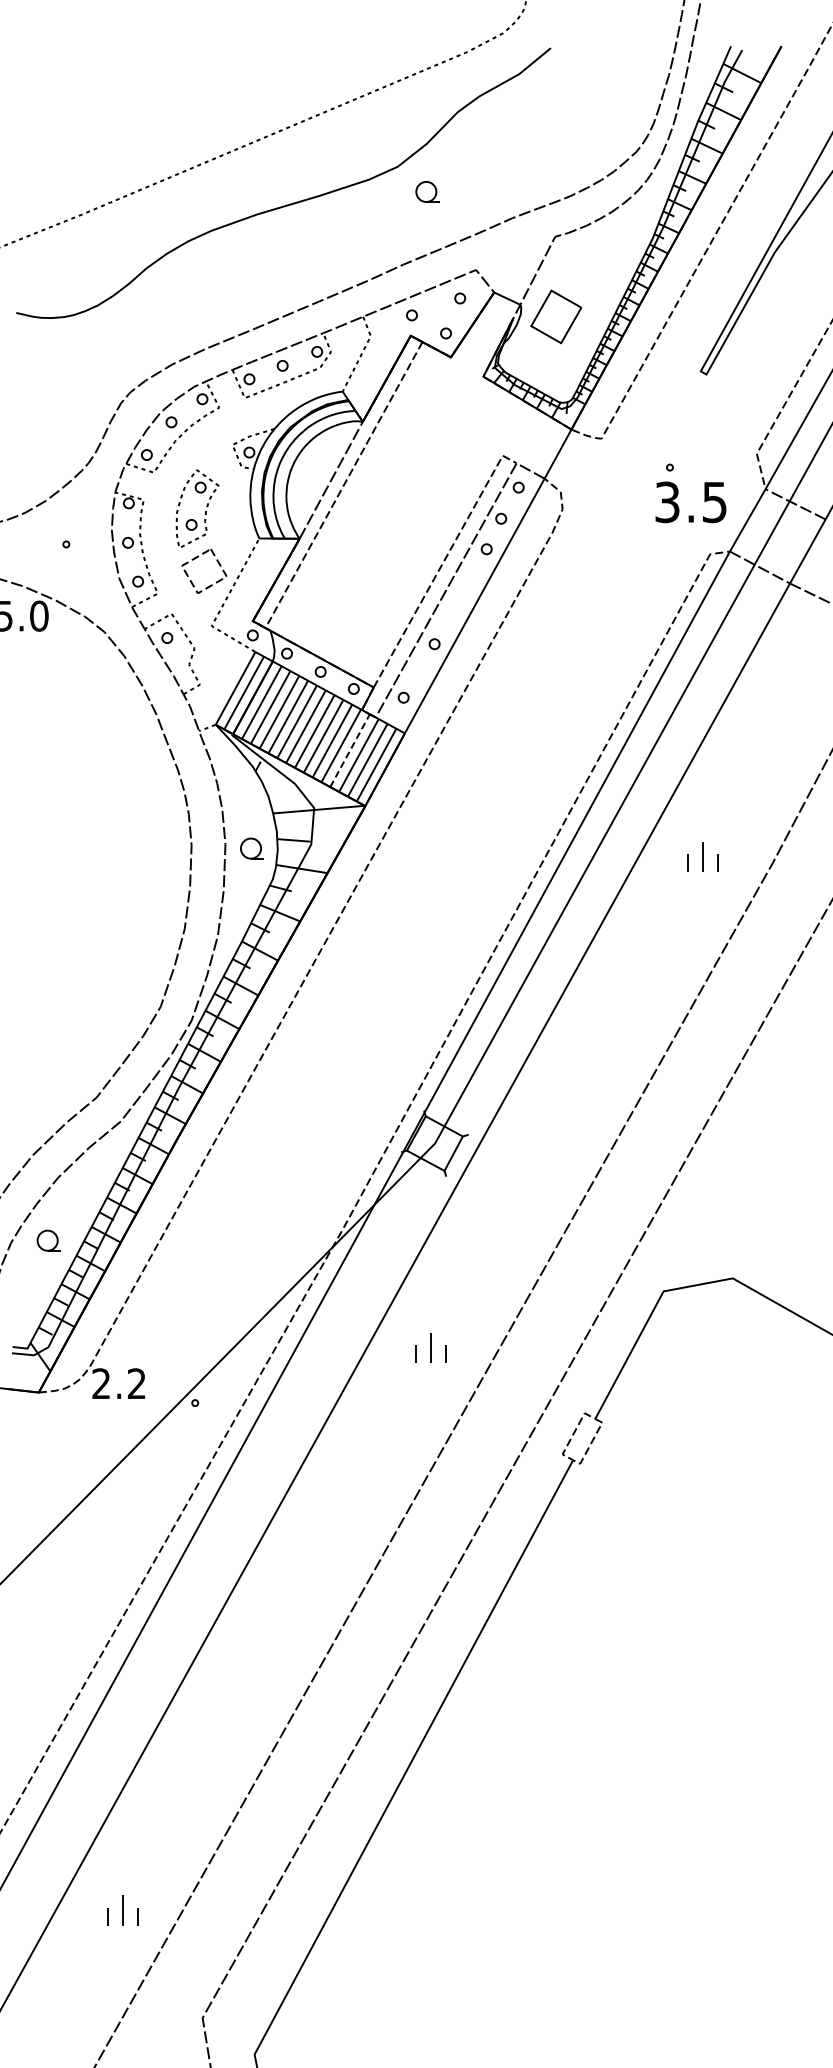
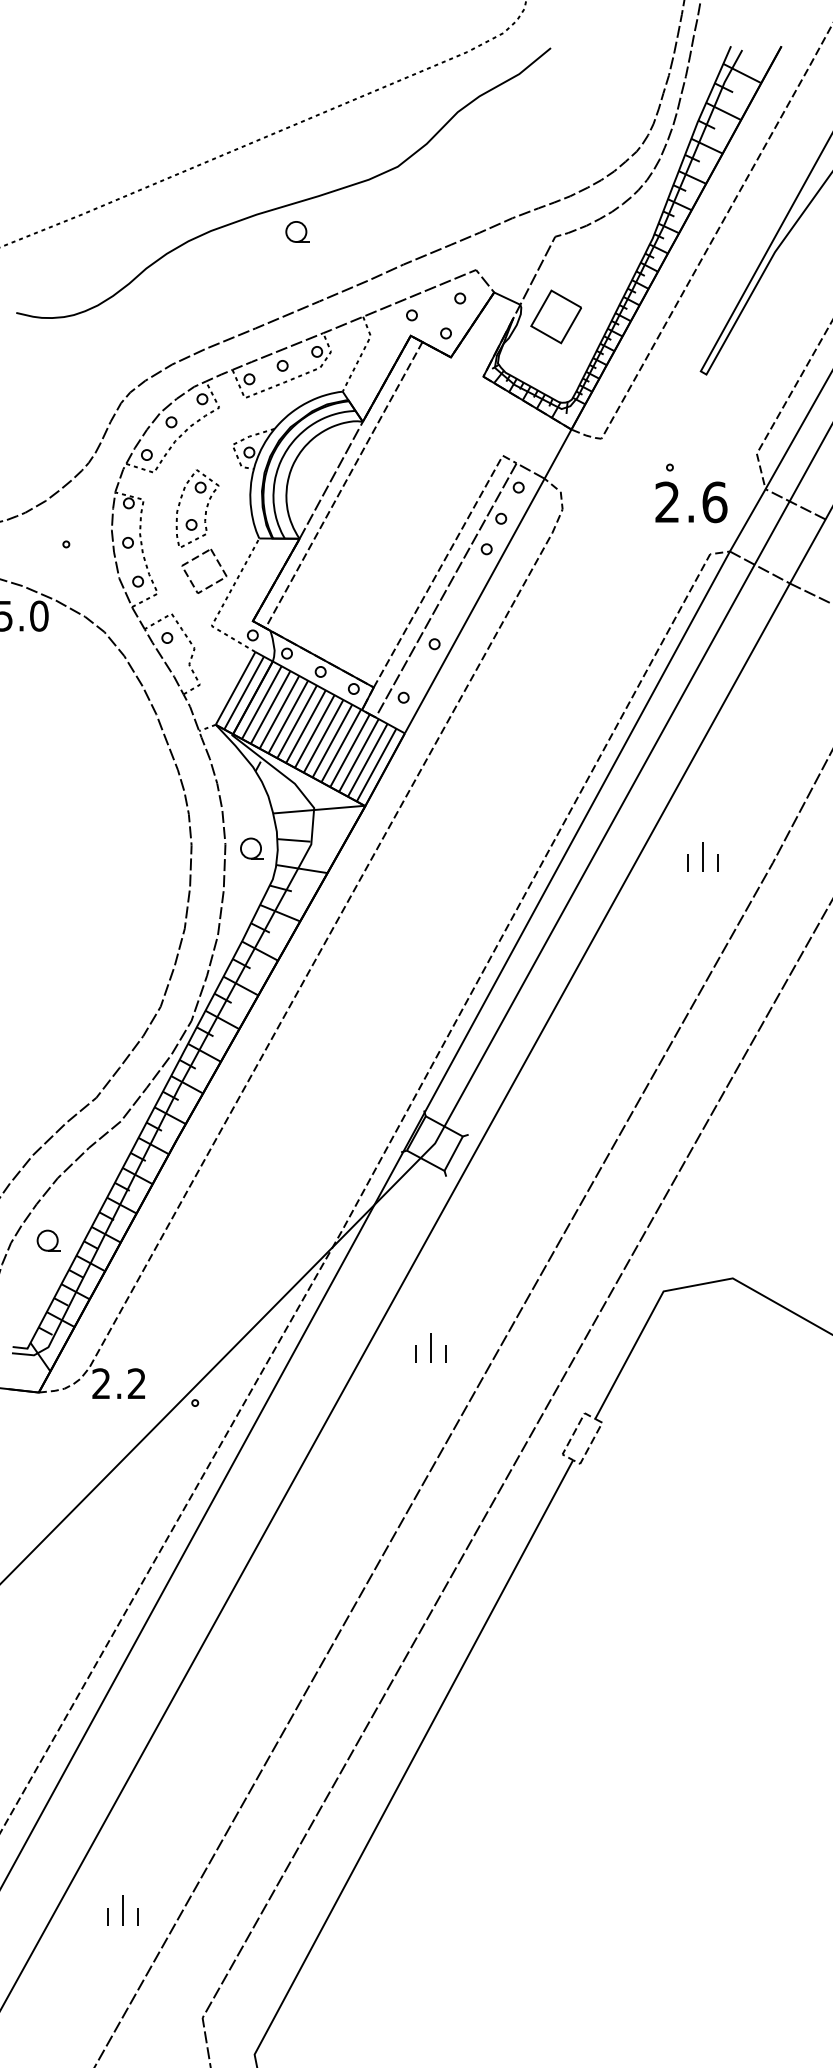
part position: (427, 191) -> (297, 231) (297, 231)
text: 3.5 -> 2.6 (691, 502)
line: dashed -> solid (350, 750)
